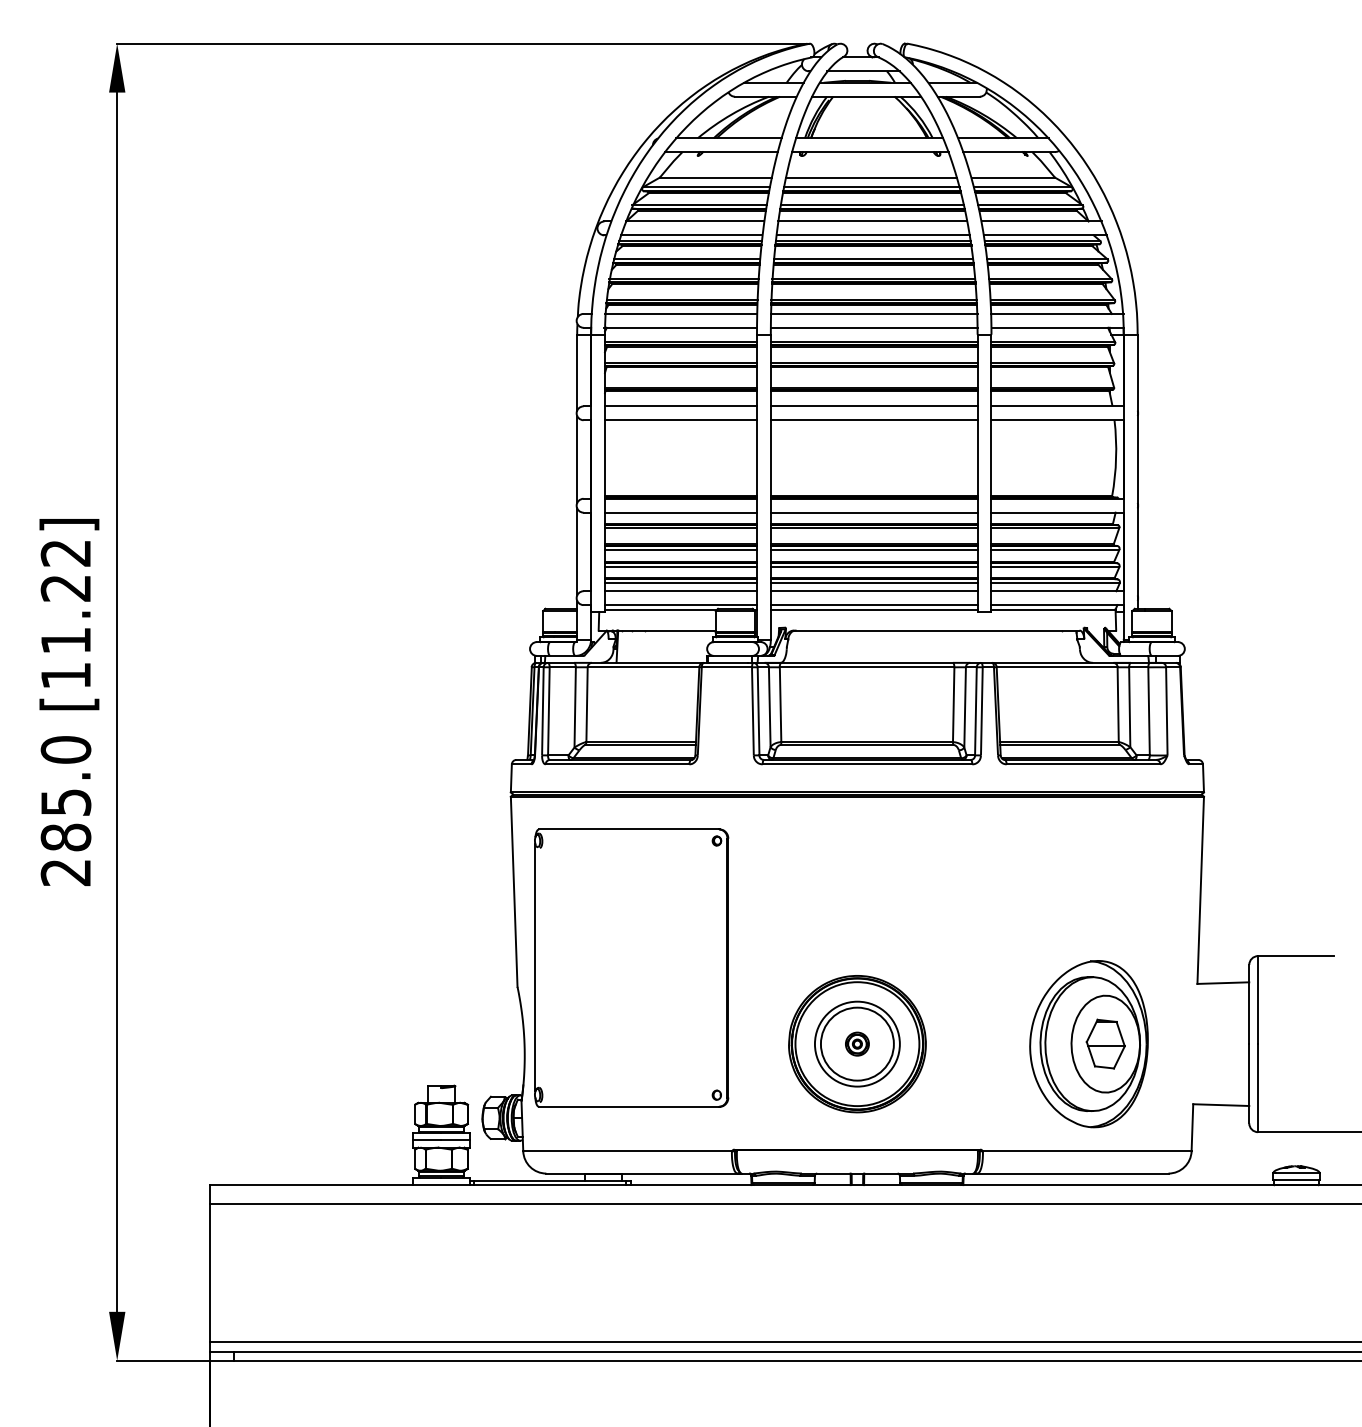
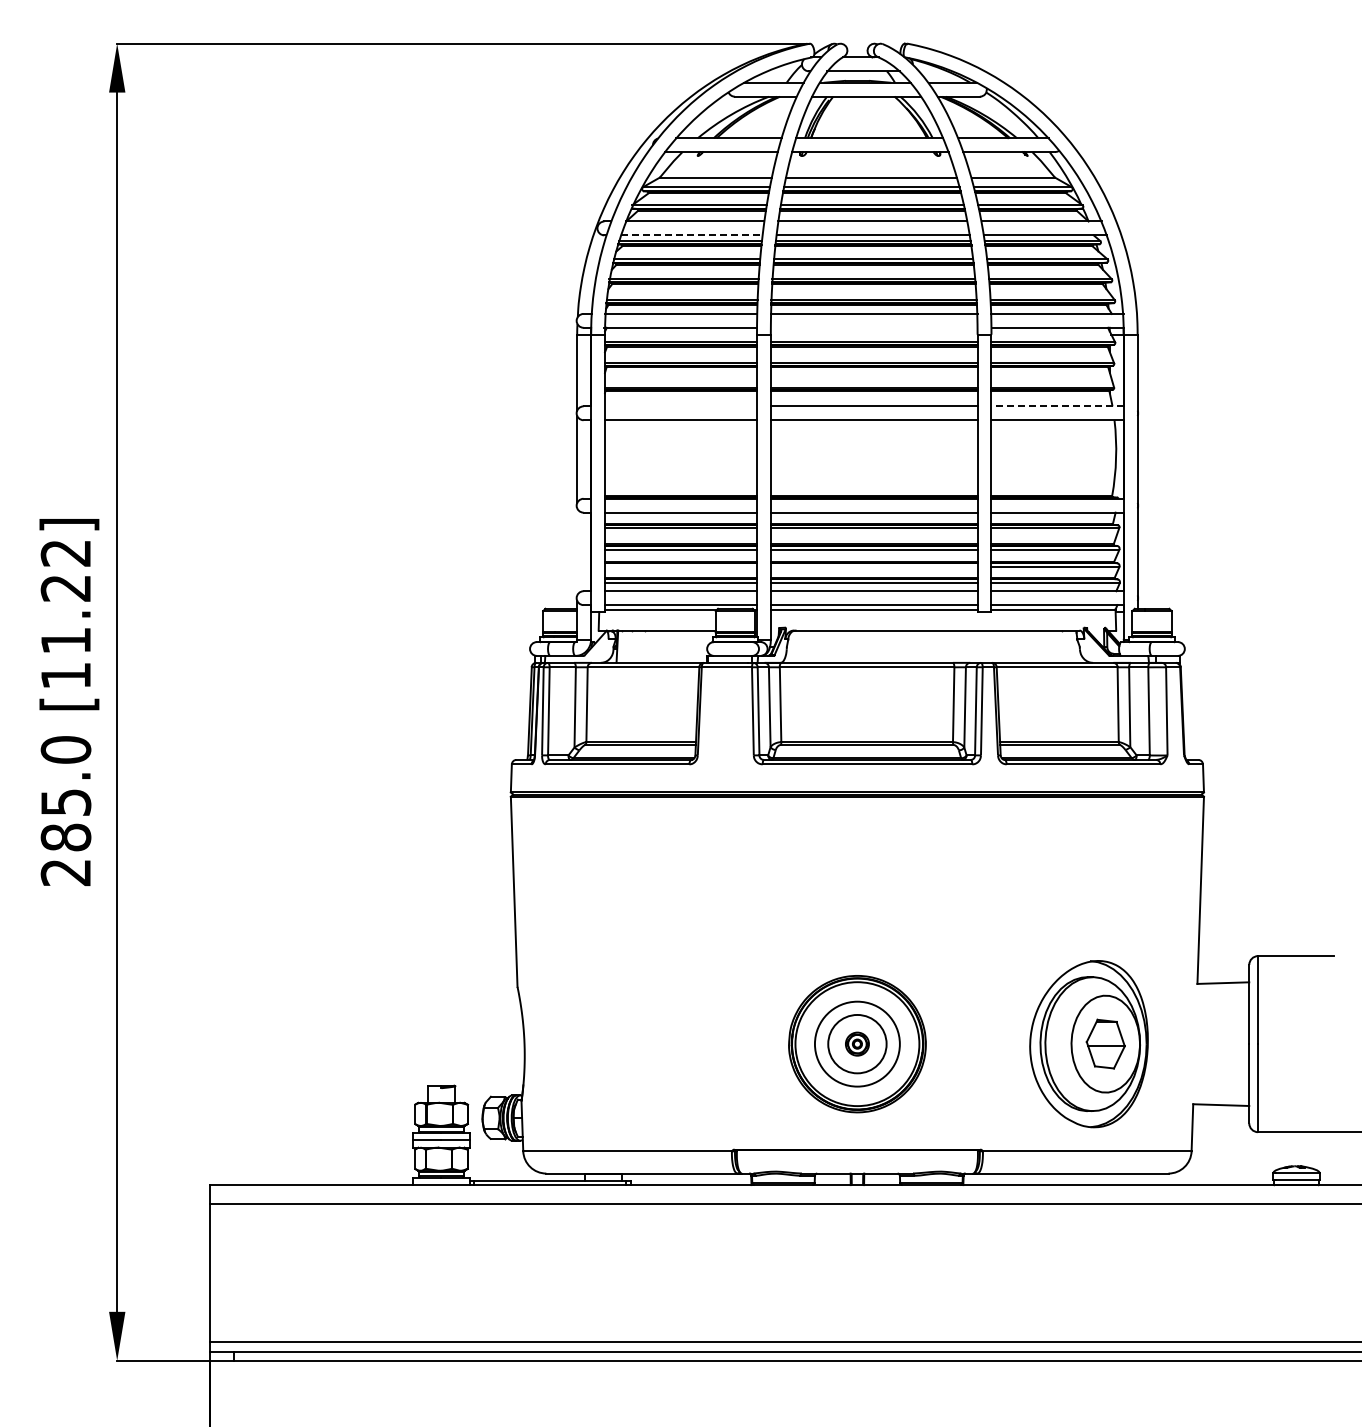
line: solid -> dashed (691, 235)
line: present -> none (873, 327)
line: present -> none (680, 406)
line: solid -> dashed (1057, 406)
line: present -> none (577, 551)
line: present -> none (680, 567)
line: present -> none (873, 567)
part: present -> none (631, 967)
circle diameter: 73 px -> 58 px (857, 1043)
